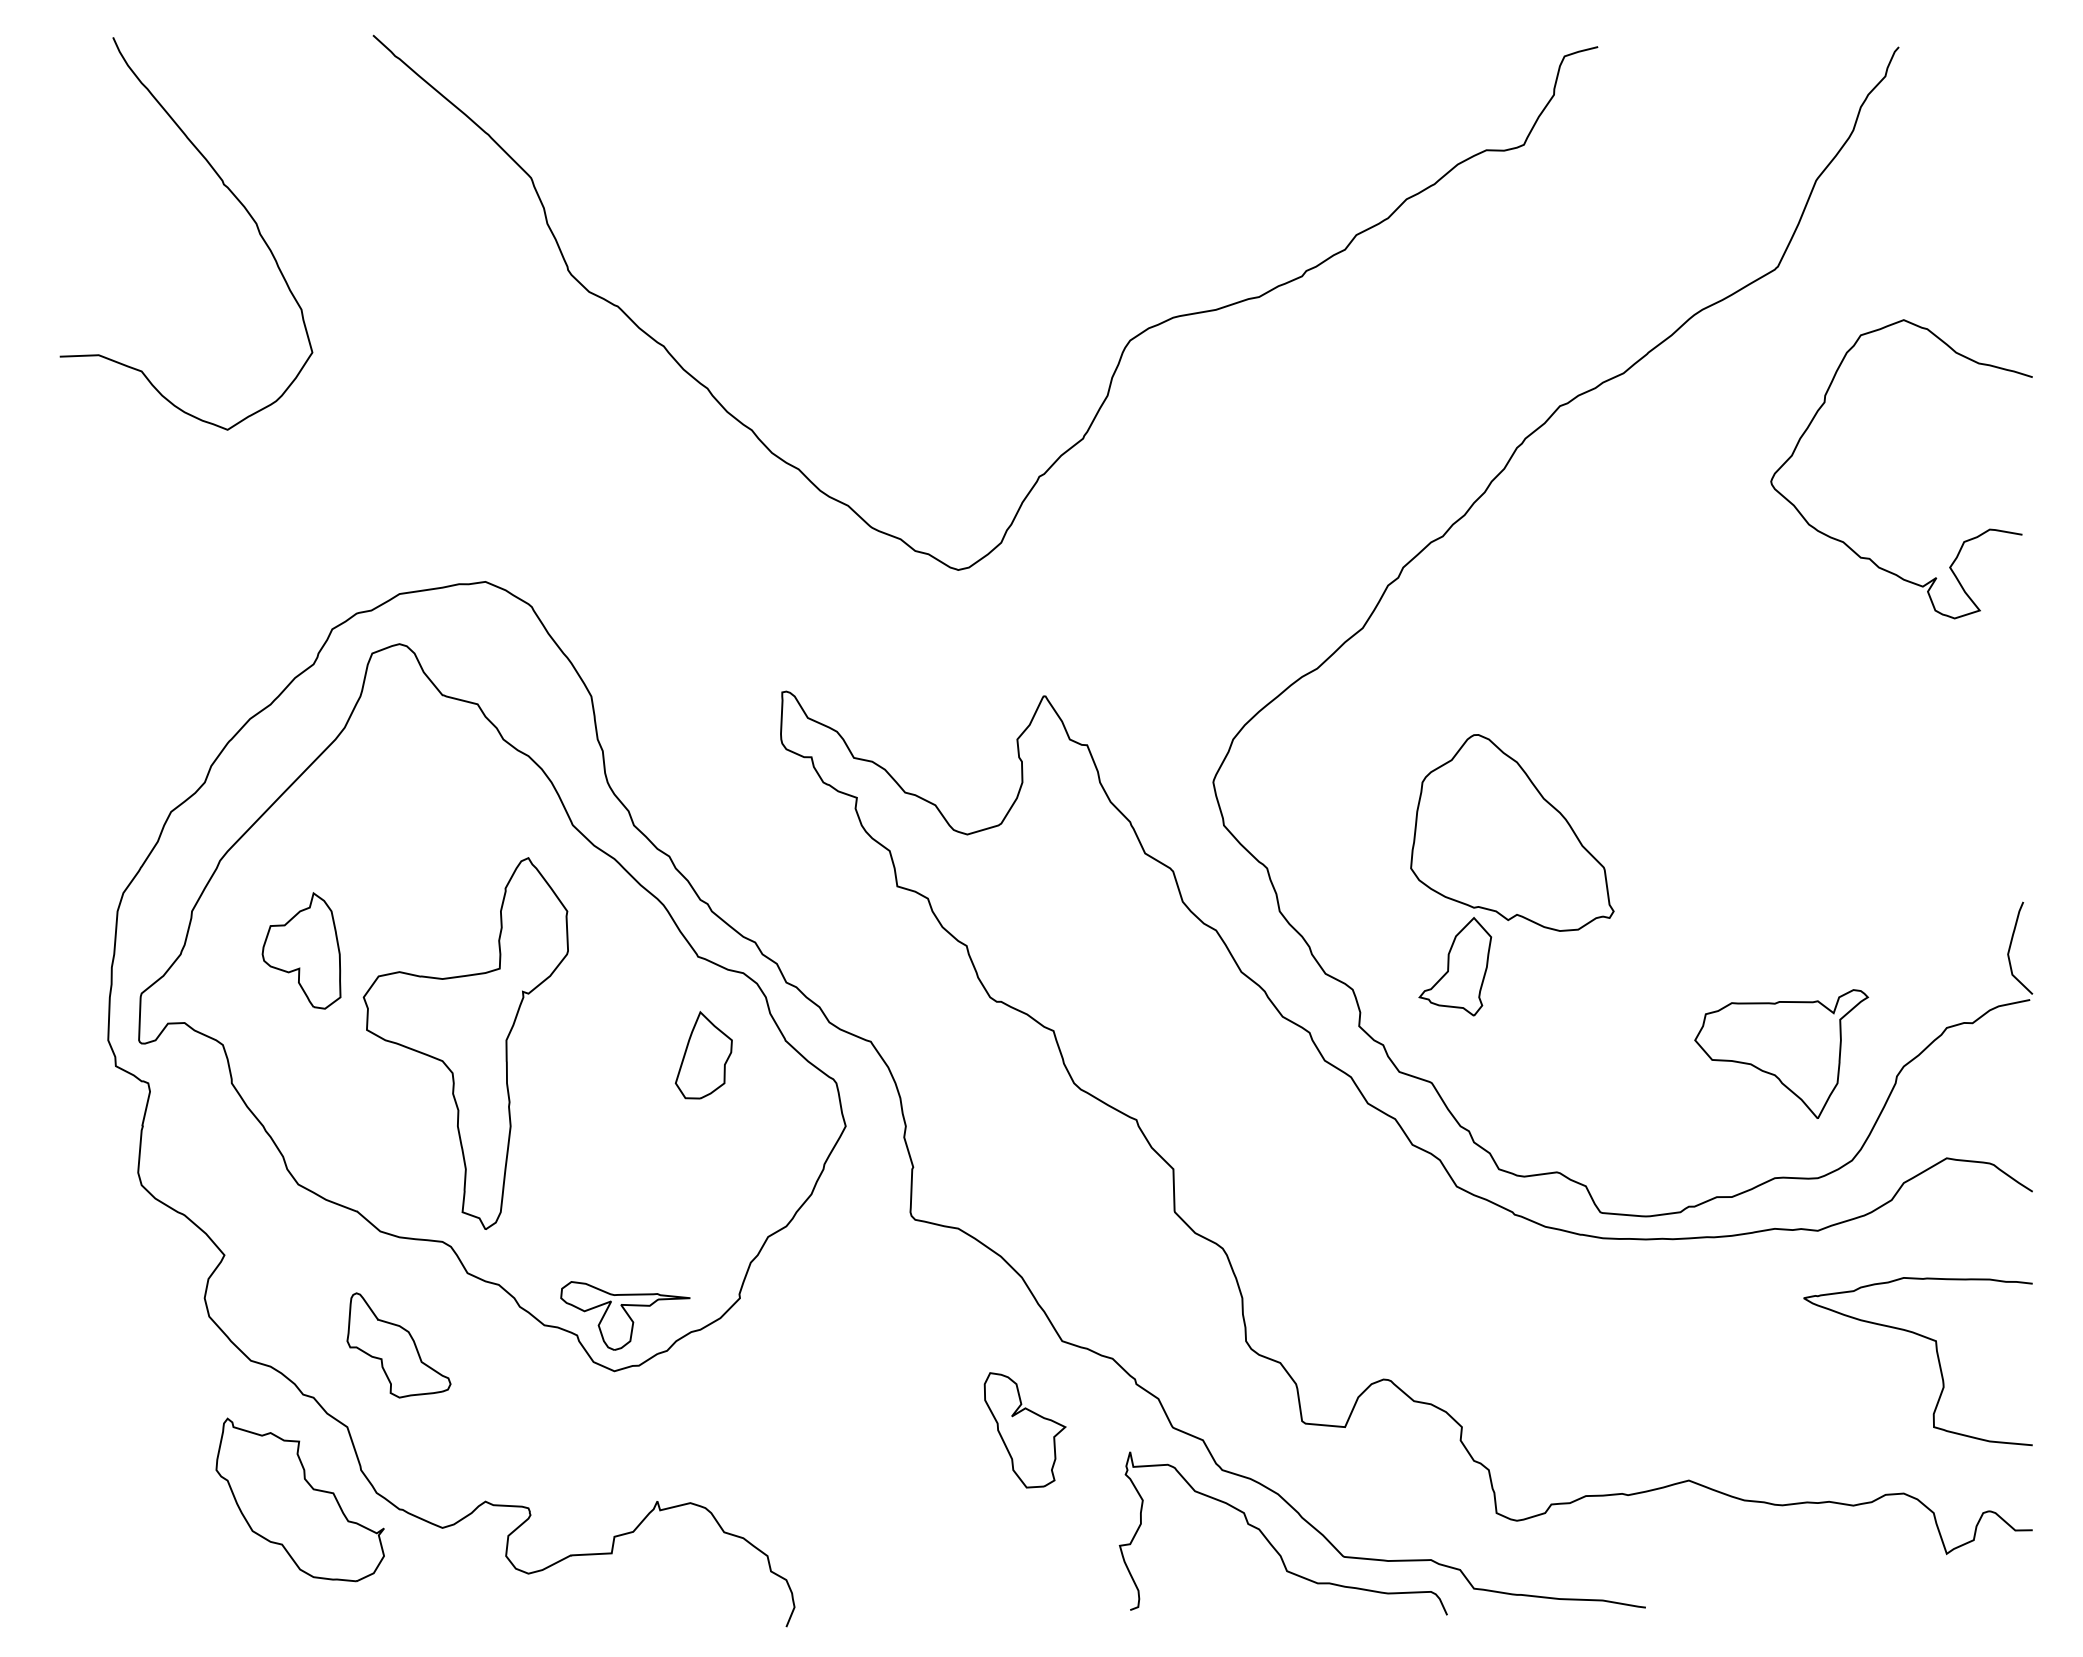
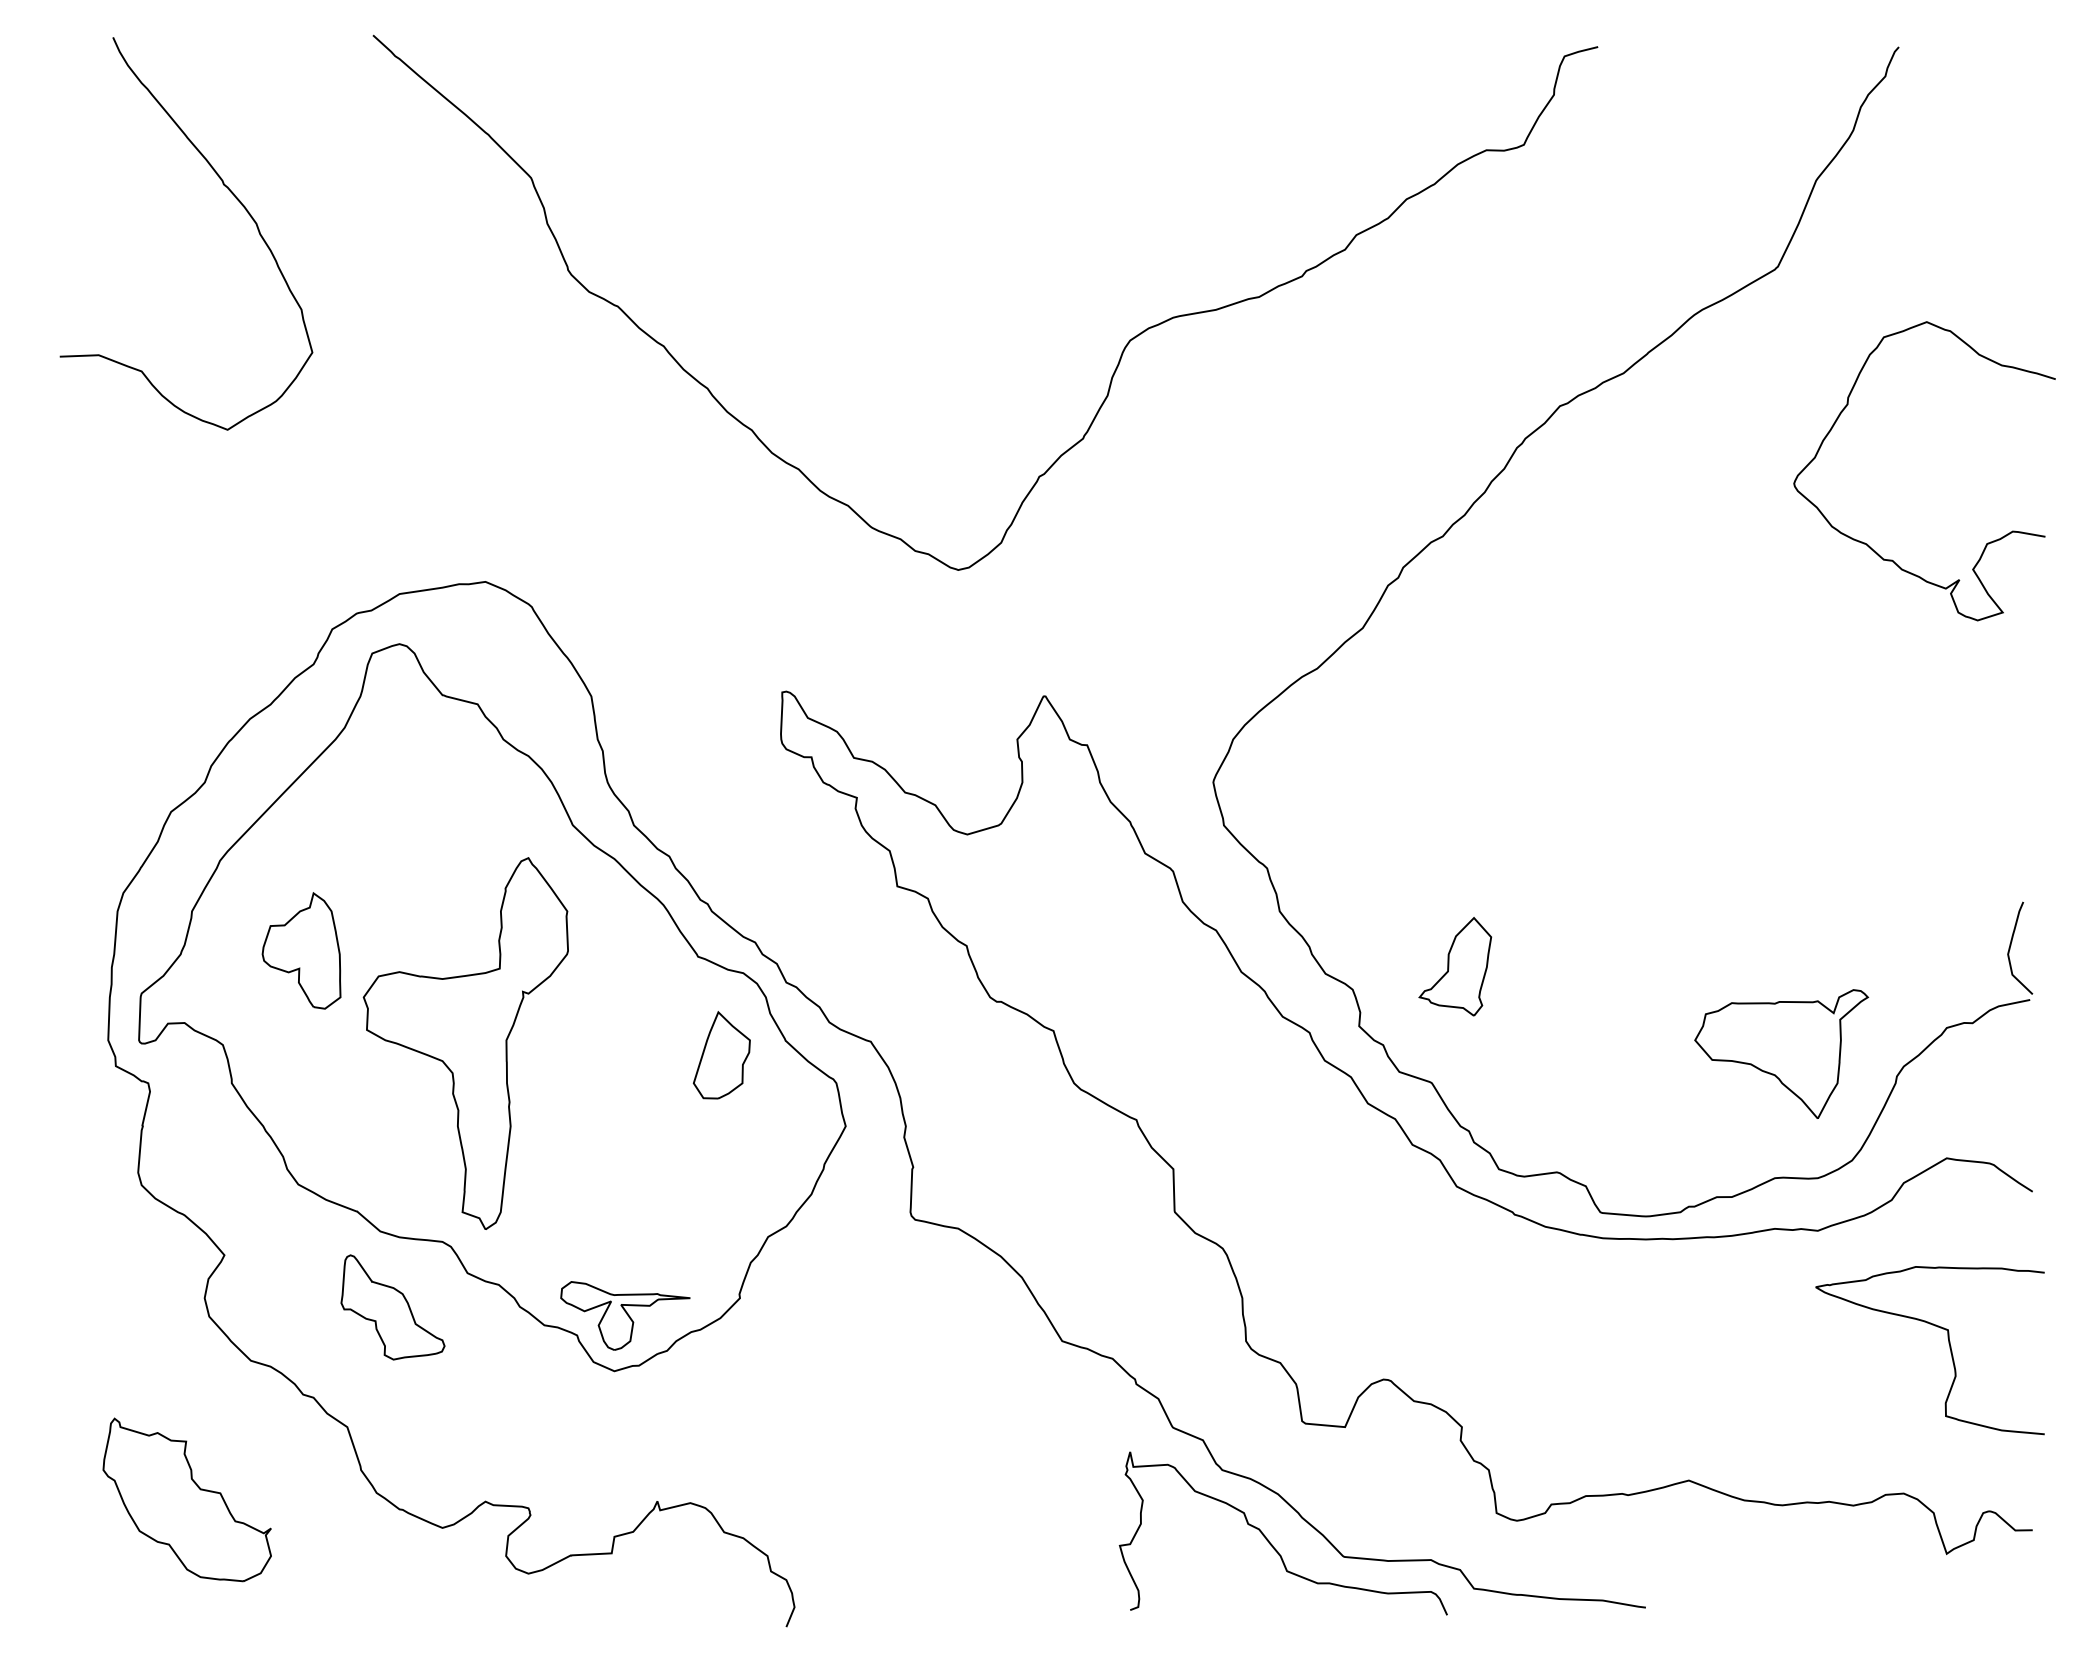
curve position: (1844, 541) -> (1867, 543) (1867, 543)
part: present -> none (1512, 832)
part position: (703, 1055) -> (721, 1055) (721, 1055)
part position: (398, 1345) -> (392, 1307) (392, 1307)
curve position: (1937, 1359) -> (1949, 1348) (1949, 1348)
part: present -> none (1024, 1430)
part position: (299, 1499) -> (186, 1499) (186, 1499)
